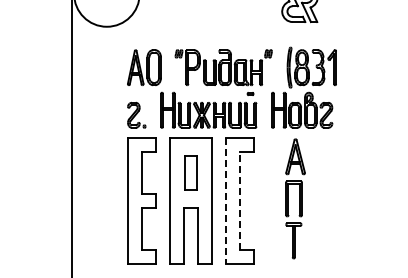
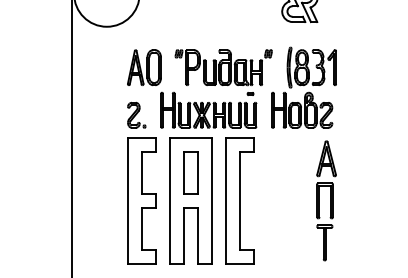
part size: 14x36 px -> 16x44 px (190, 172)
part position: (295, 198) -> (326, 200) (326, 200)
line: dashed -> solid (240, 200)
line: dashed -> solid (226, 201)
